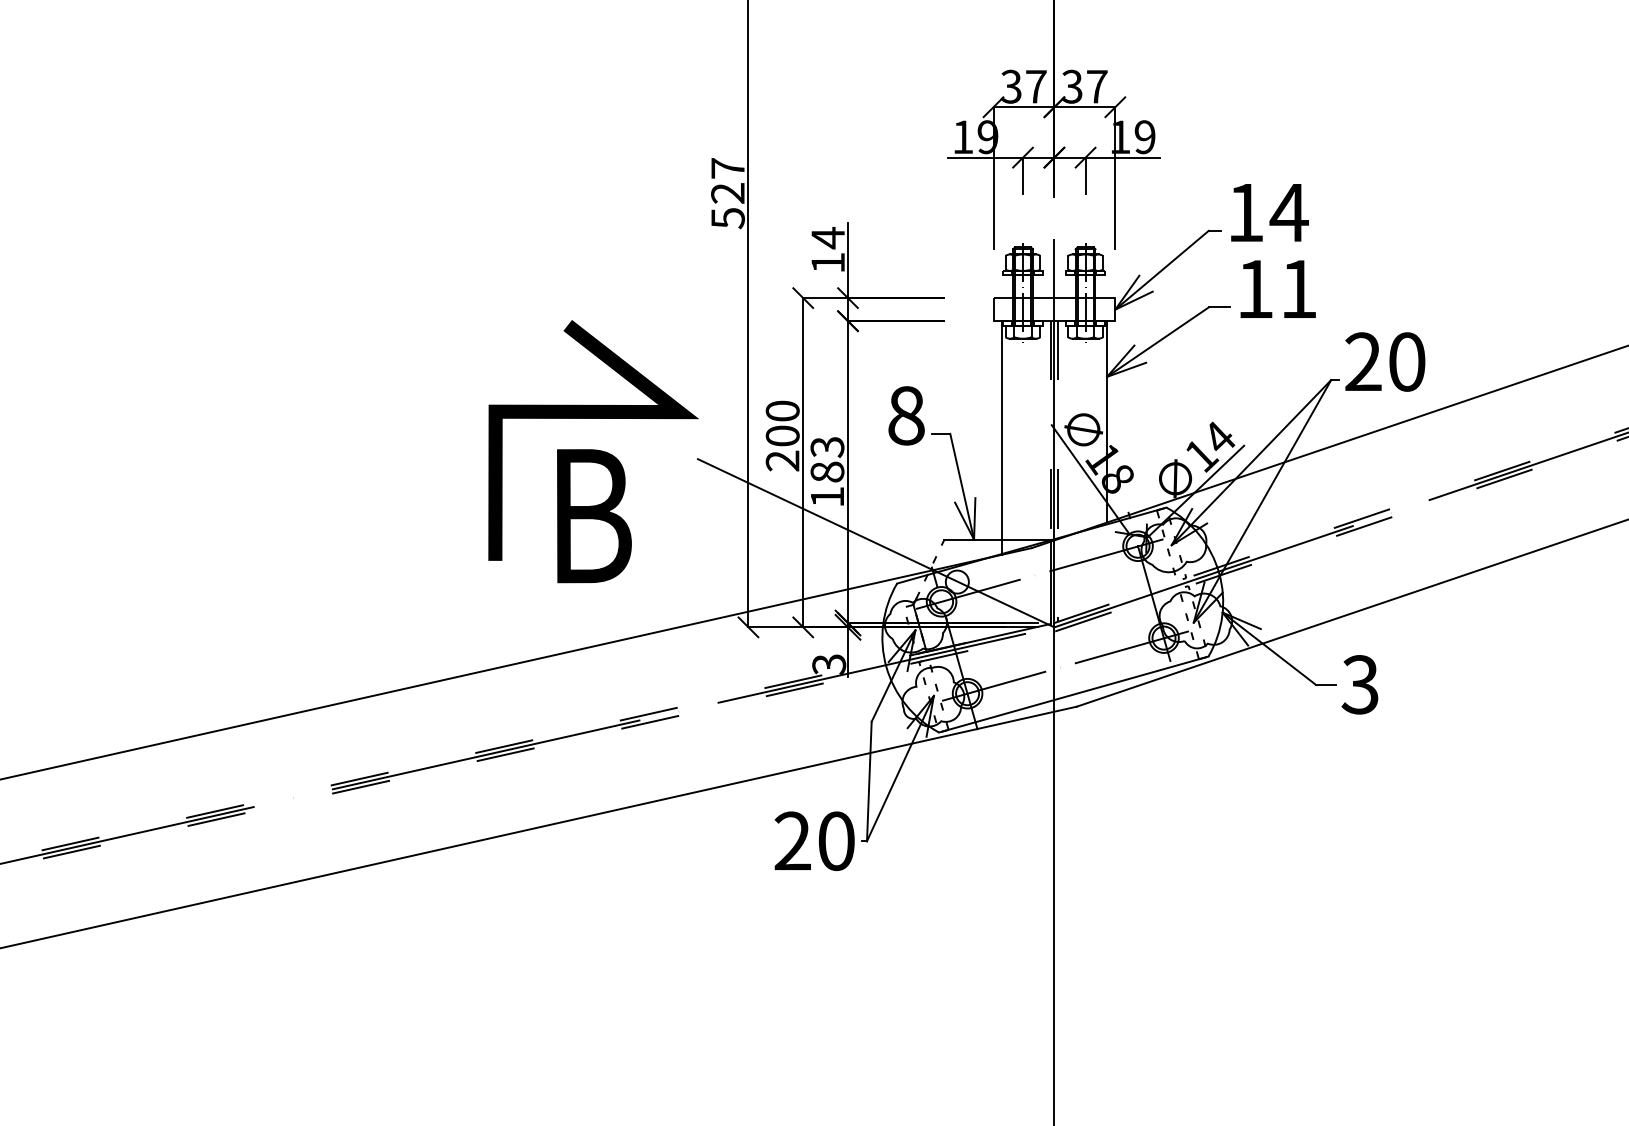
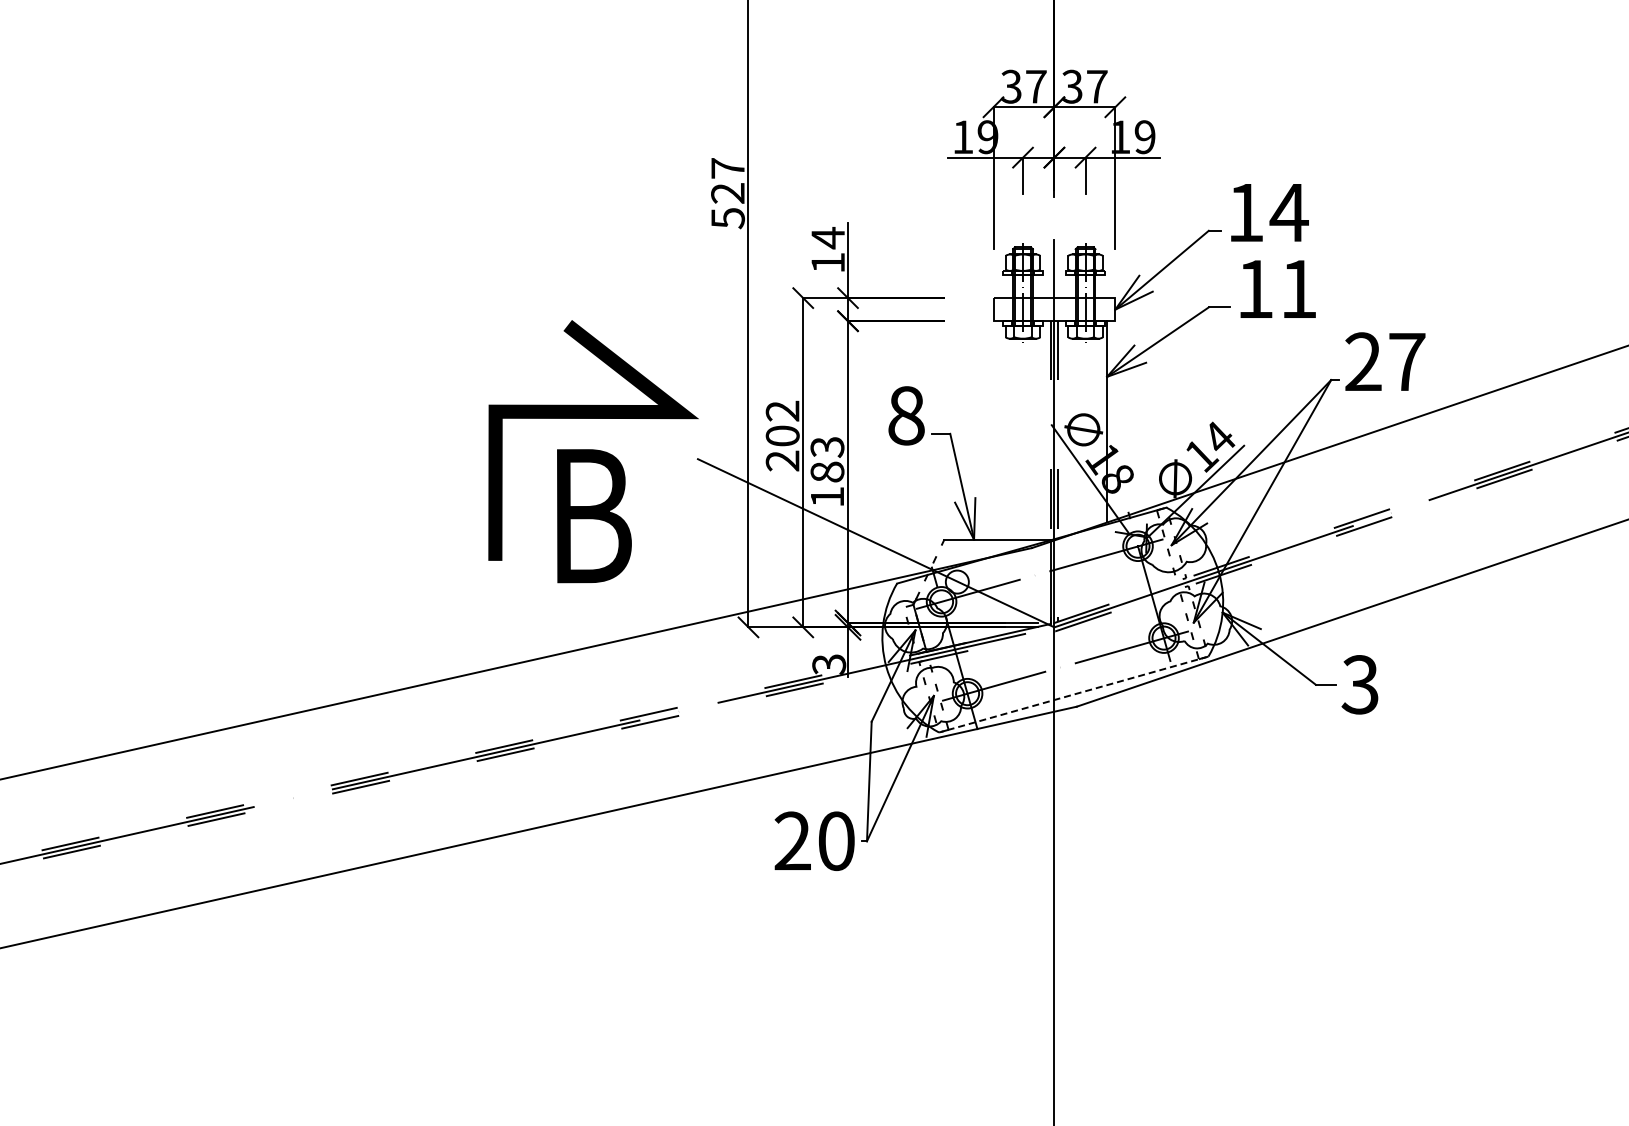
text: 20 -> 27 (1407, 361)
text: 200 -> 202 (782, 410)
line: present -> none (1001, 437)
line: solid -> dashed (1073, 694)
